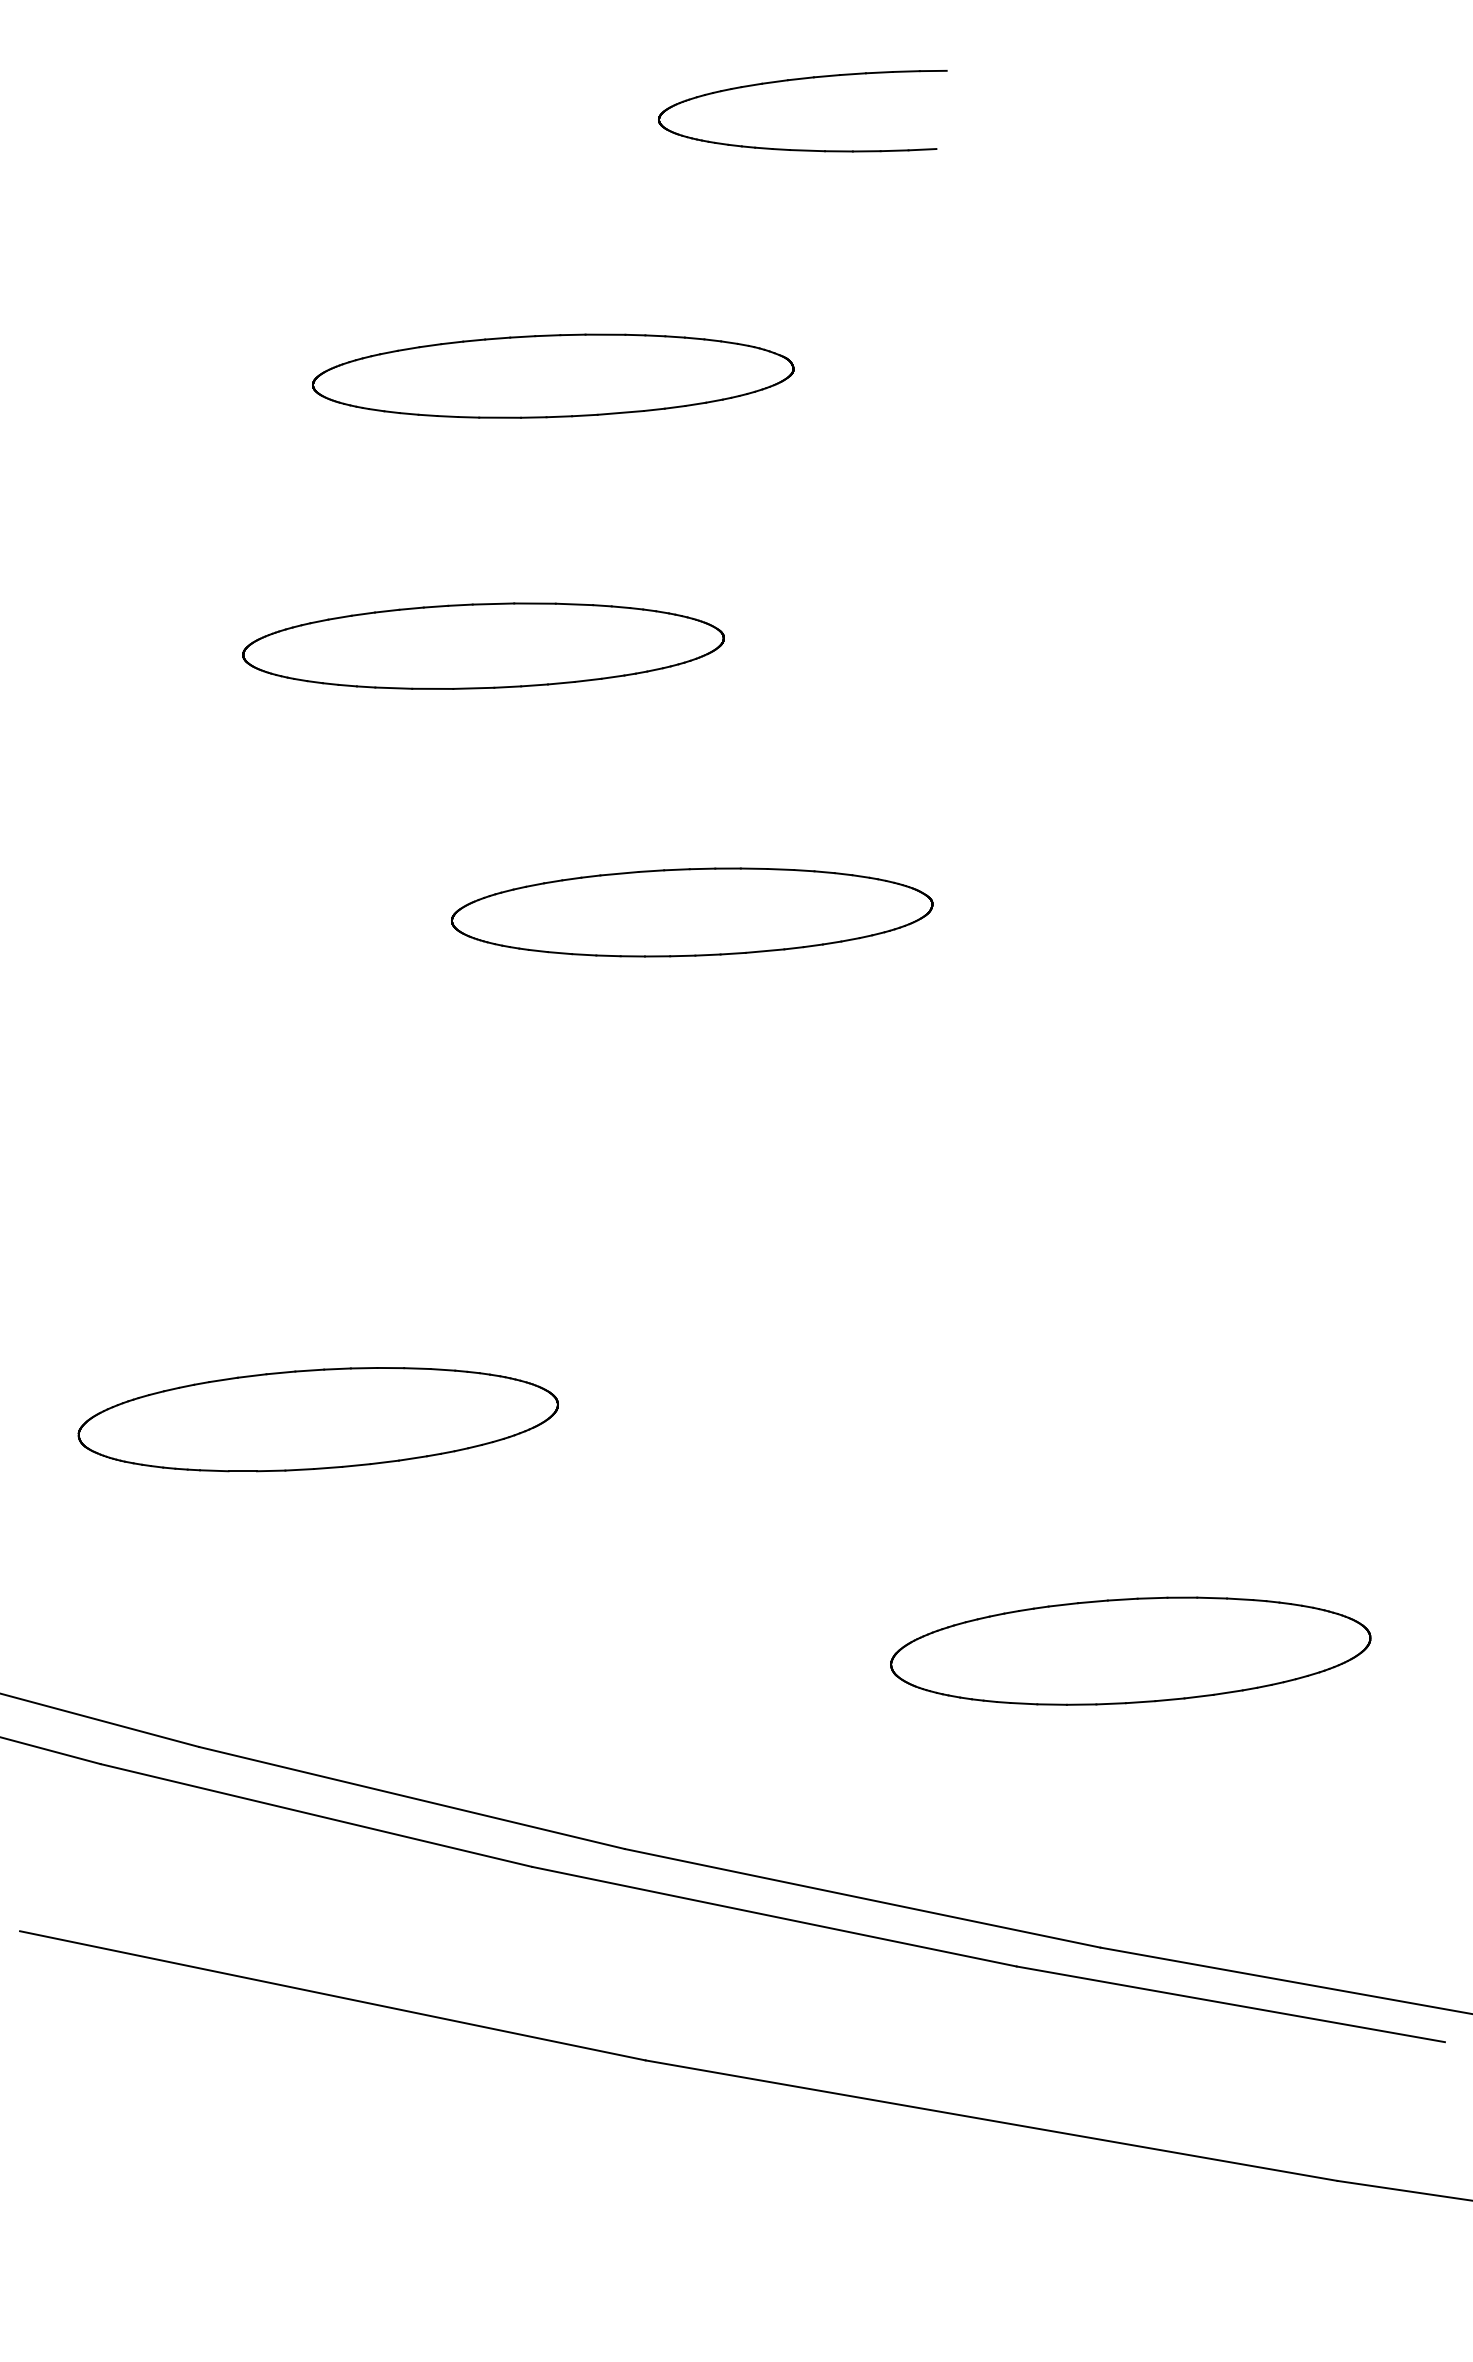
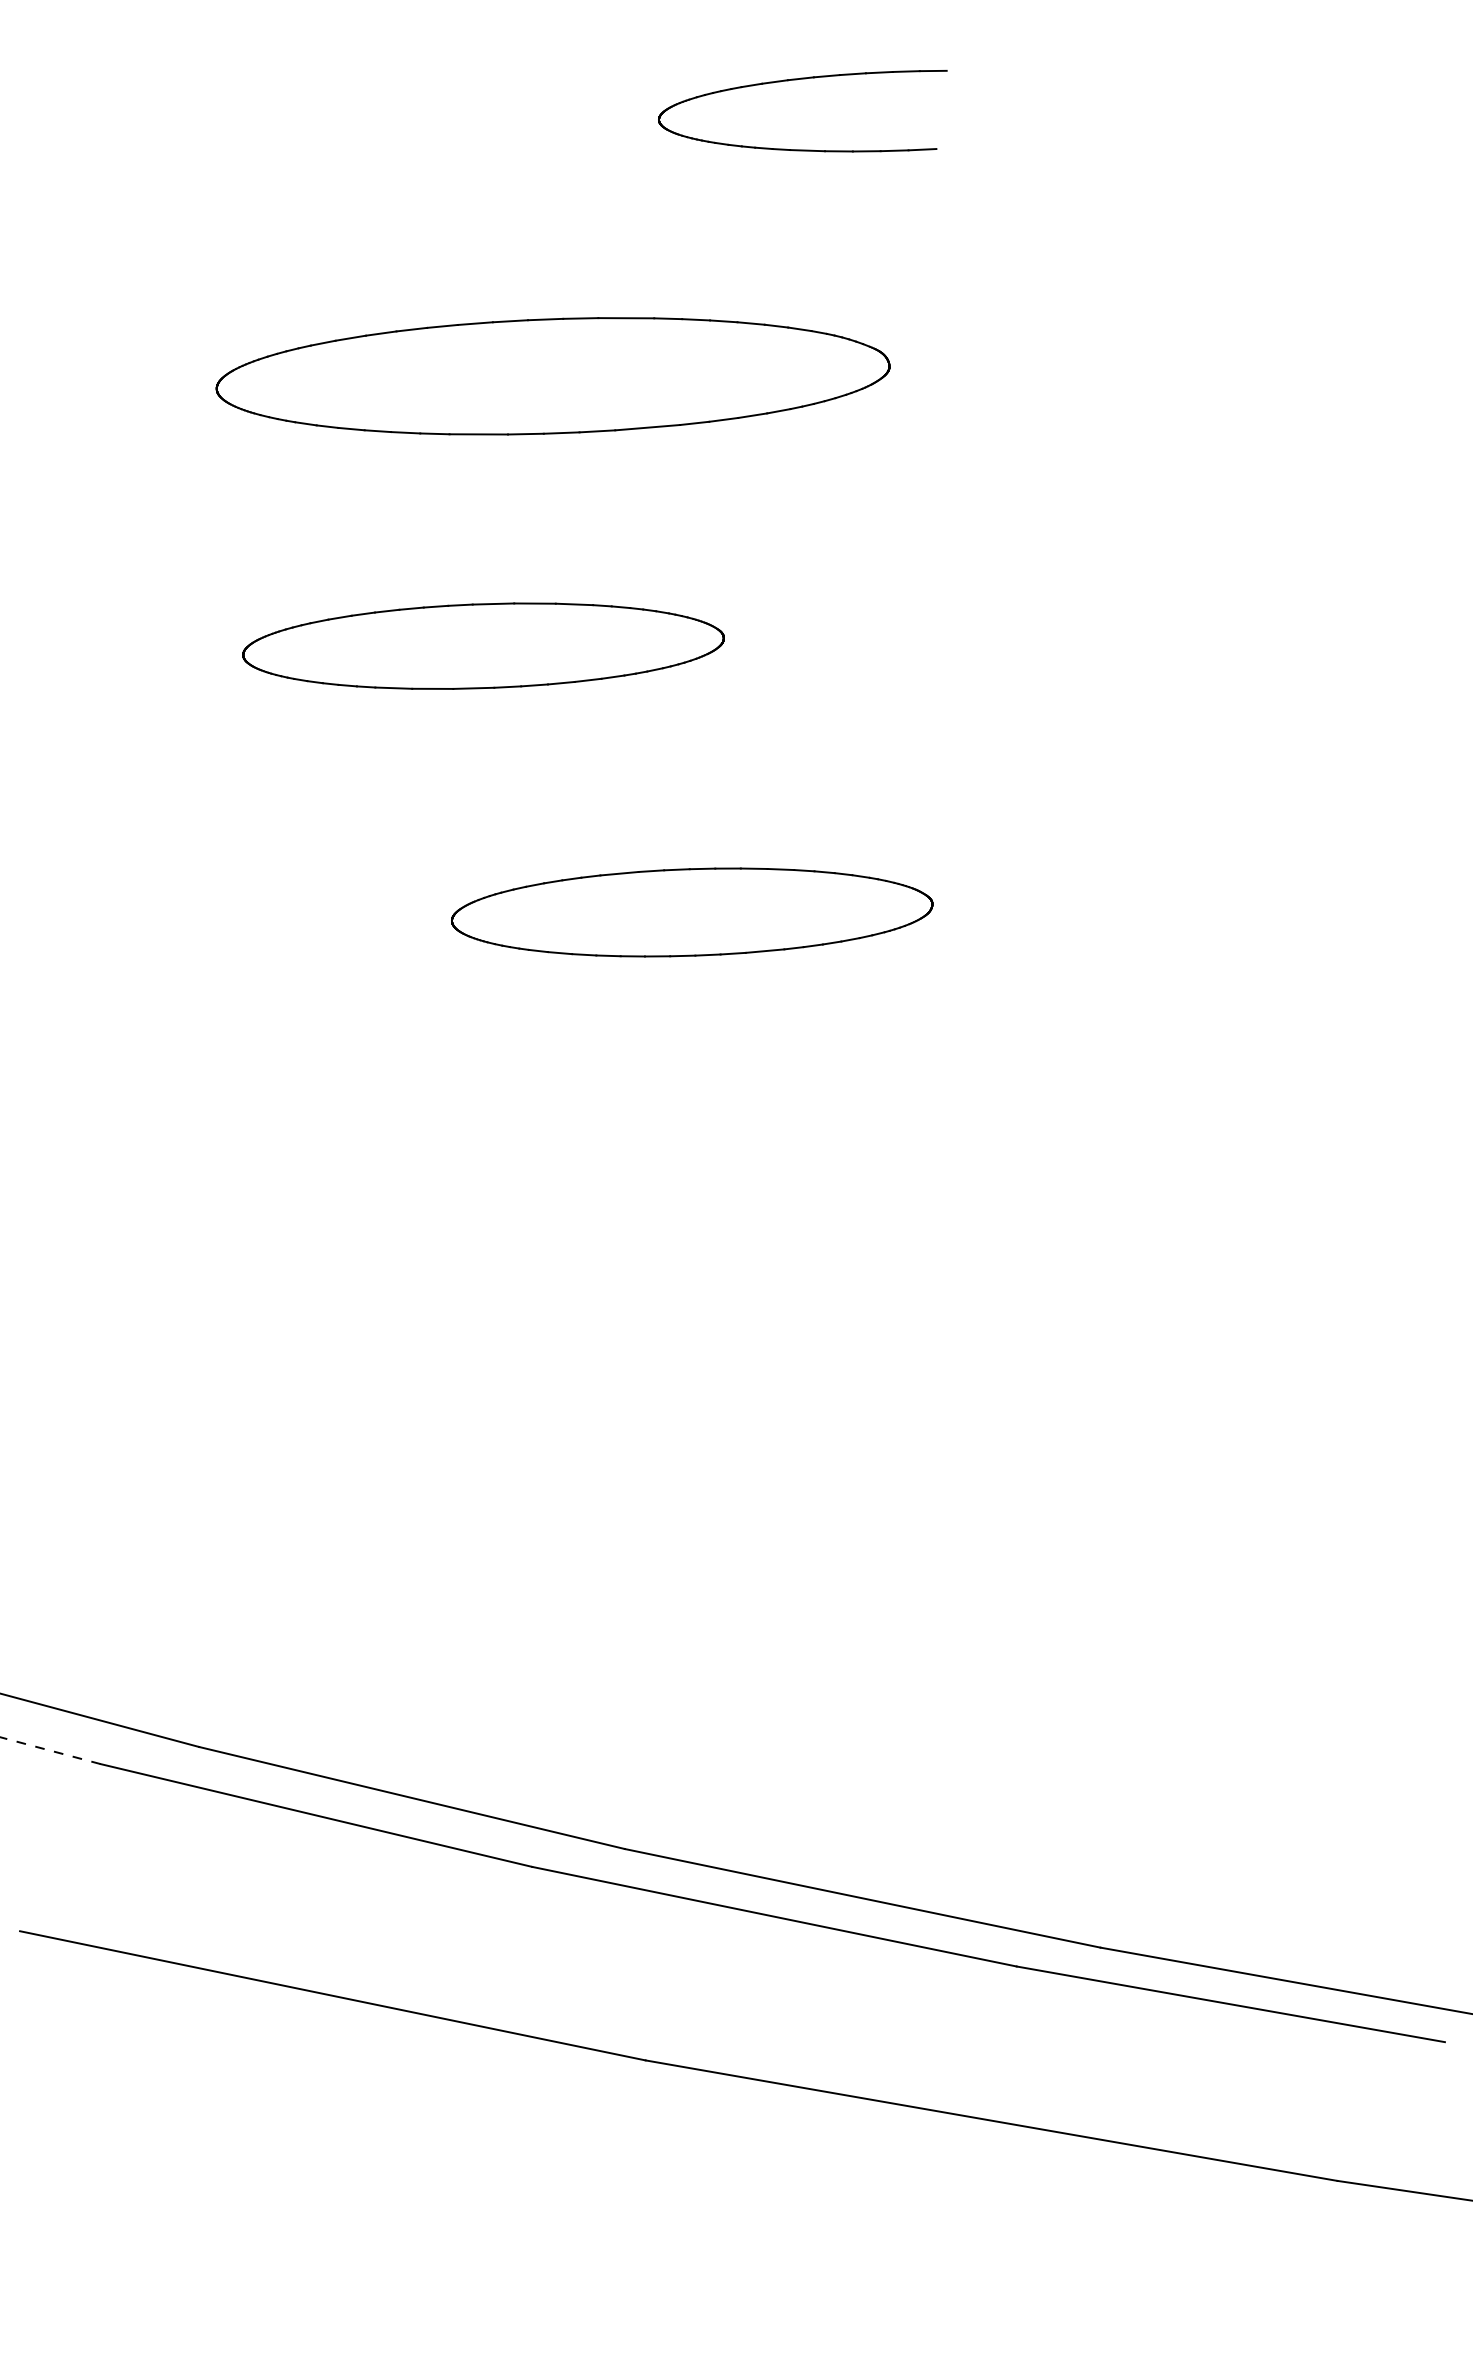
part size: 483x86 px -> 676x119 px (552, 376)
part: present -> none (317, 1419)
part: present -> none (1130, 1650)
line: solid -> dashed (50, 1750)
